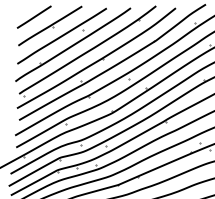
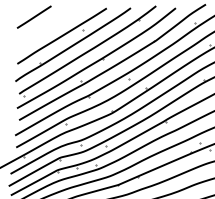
part: present -> none (50, 25)
